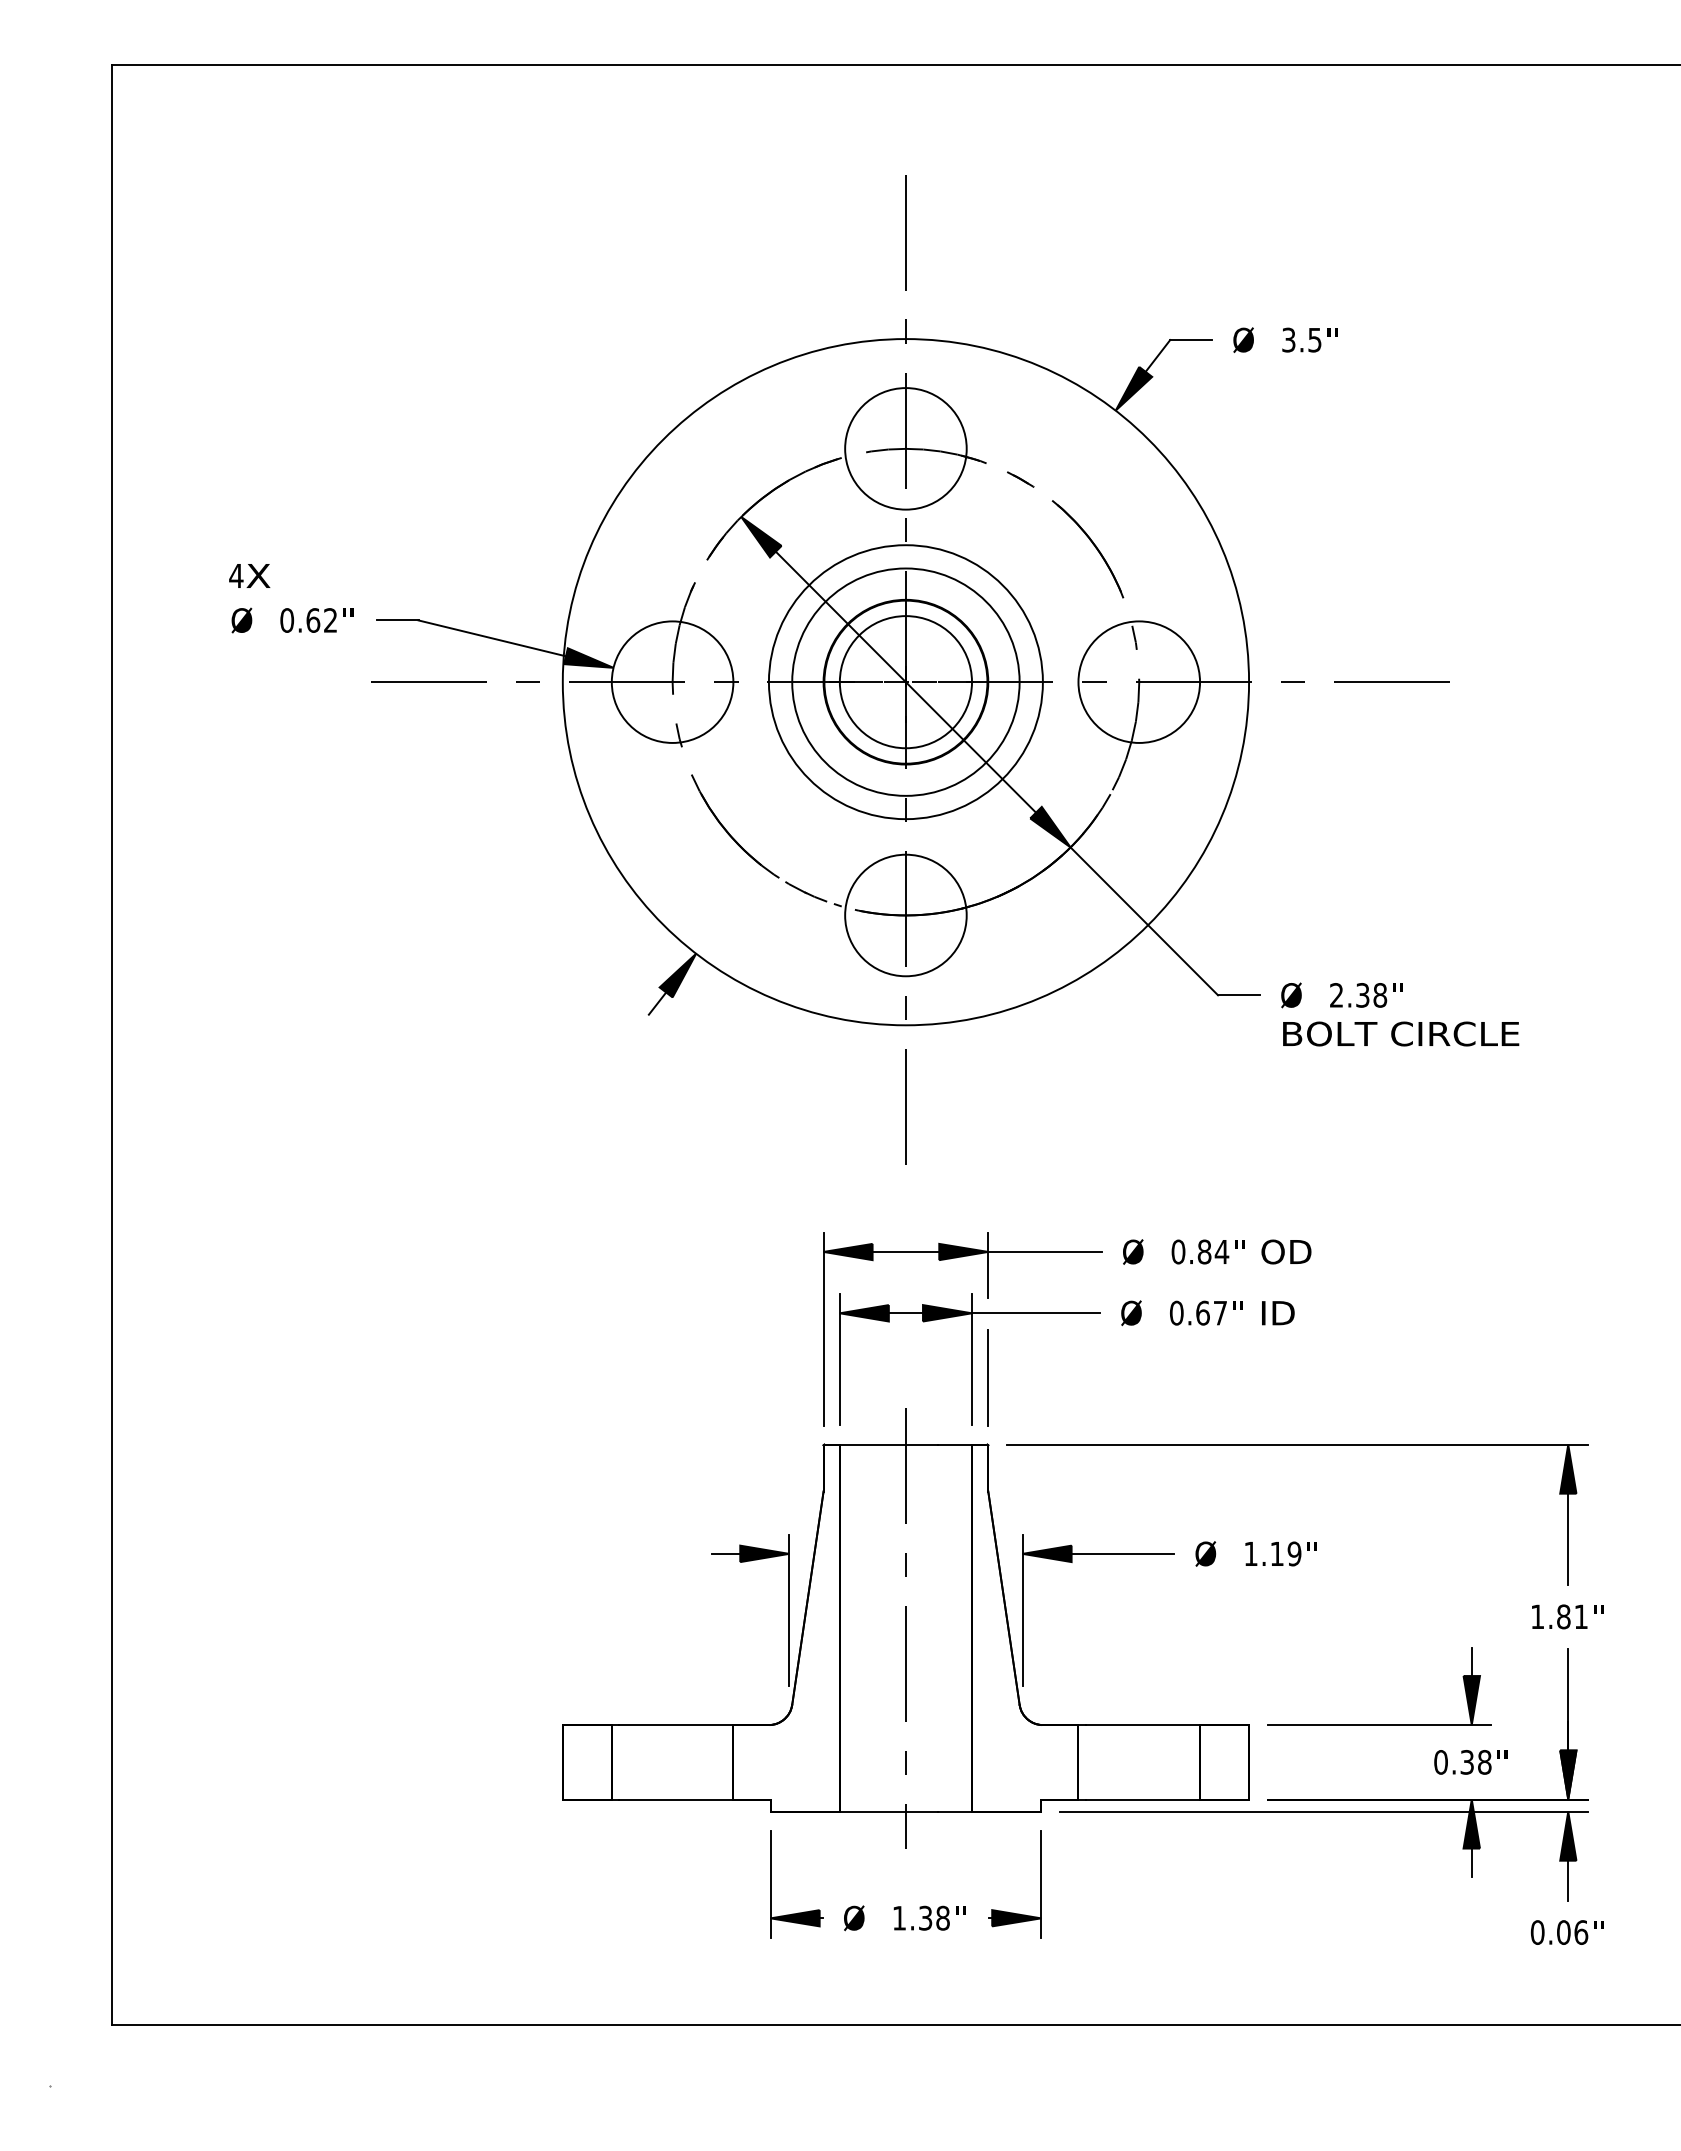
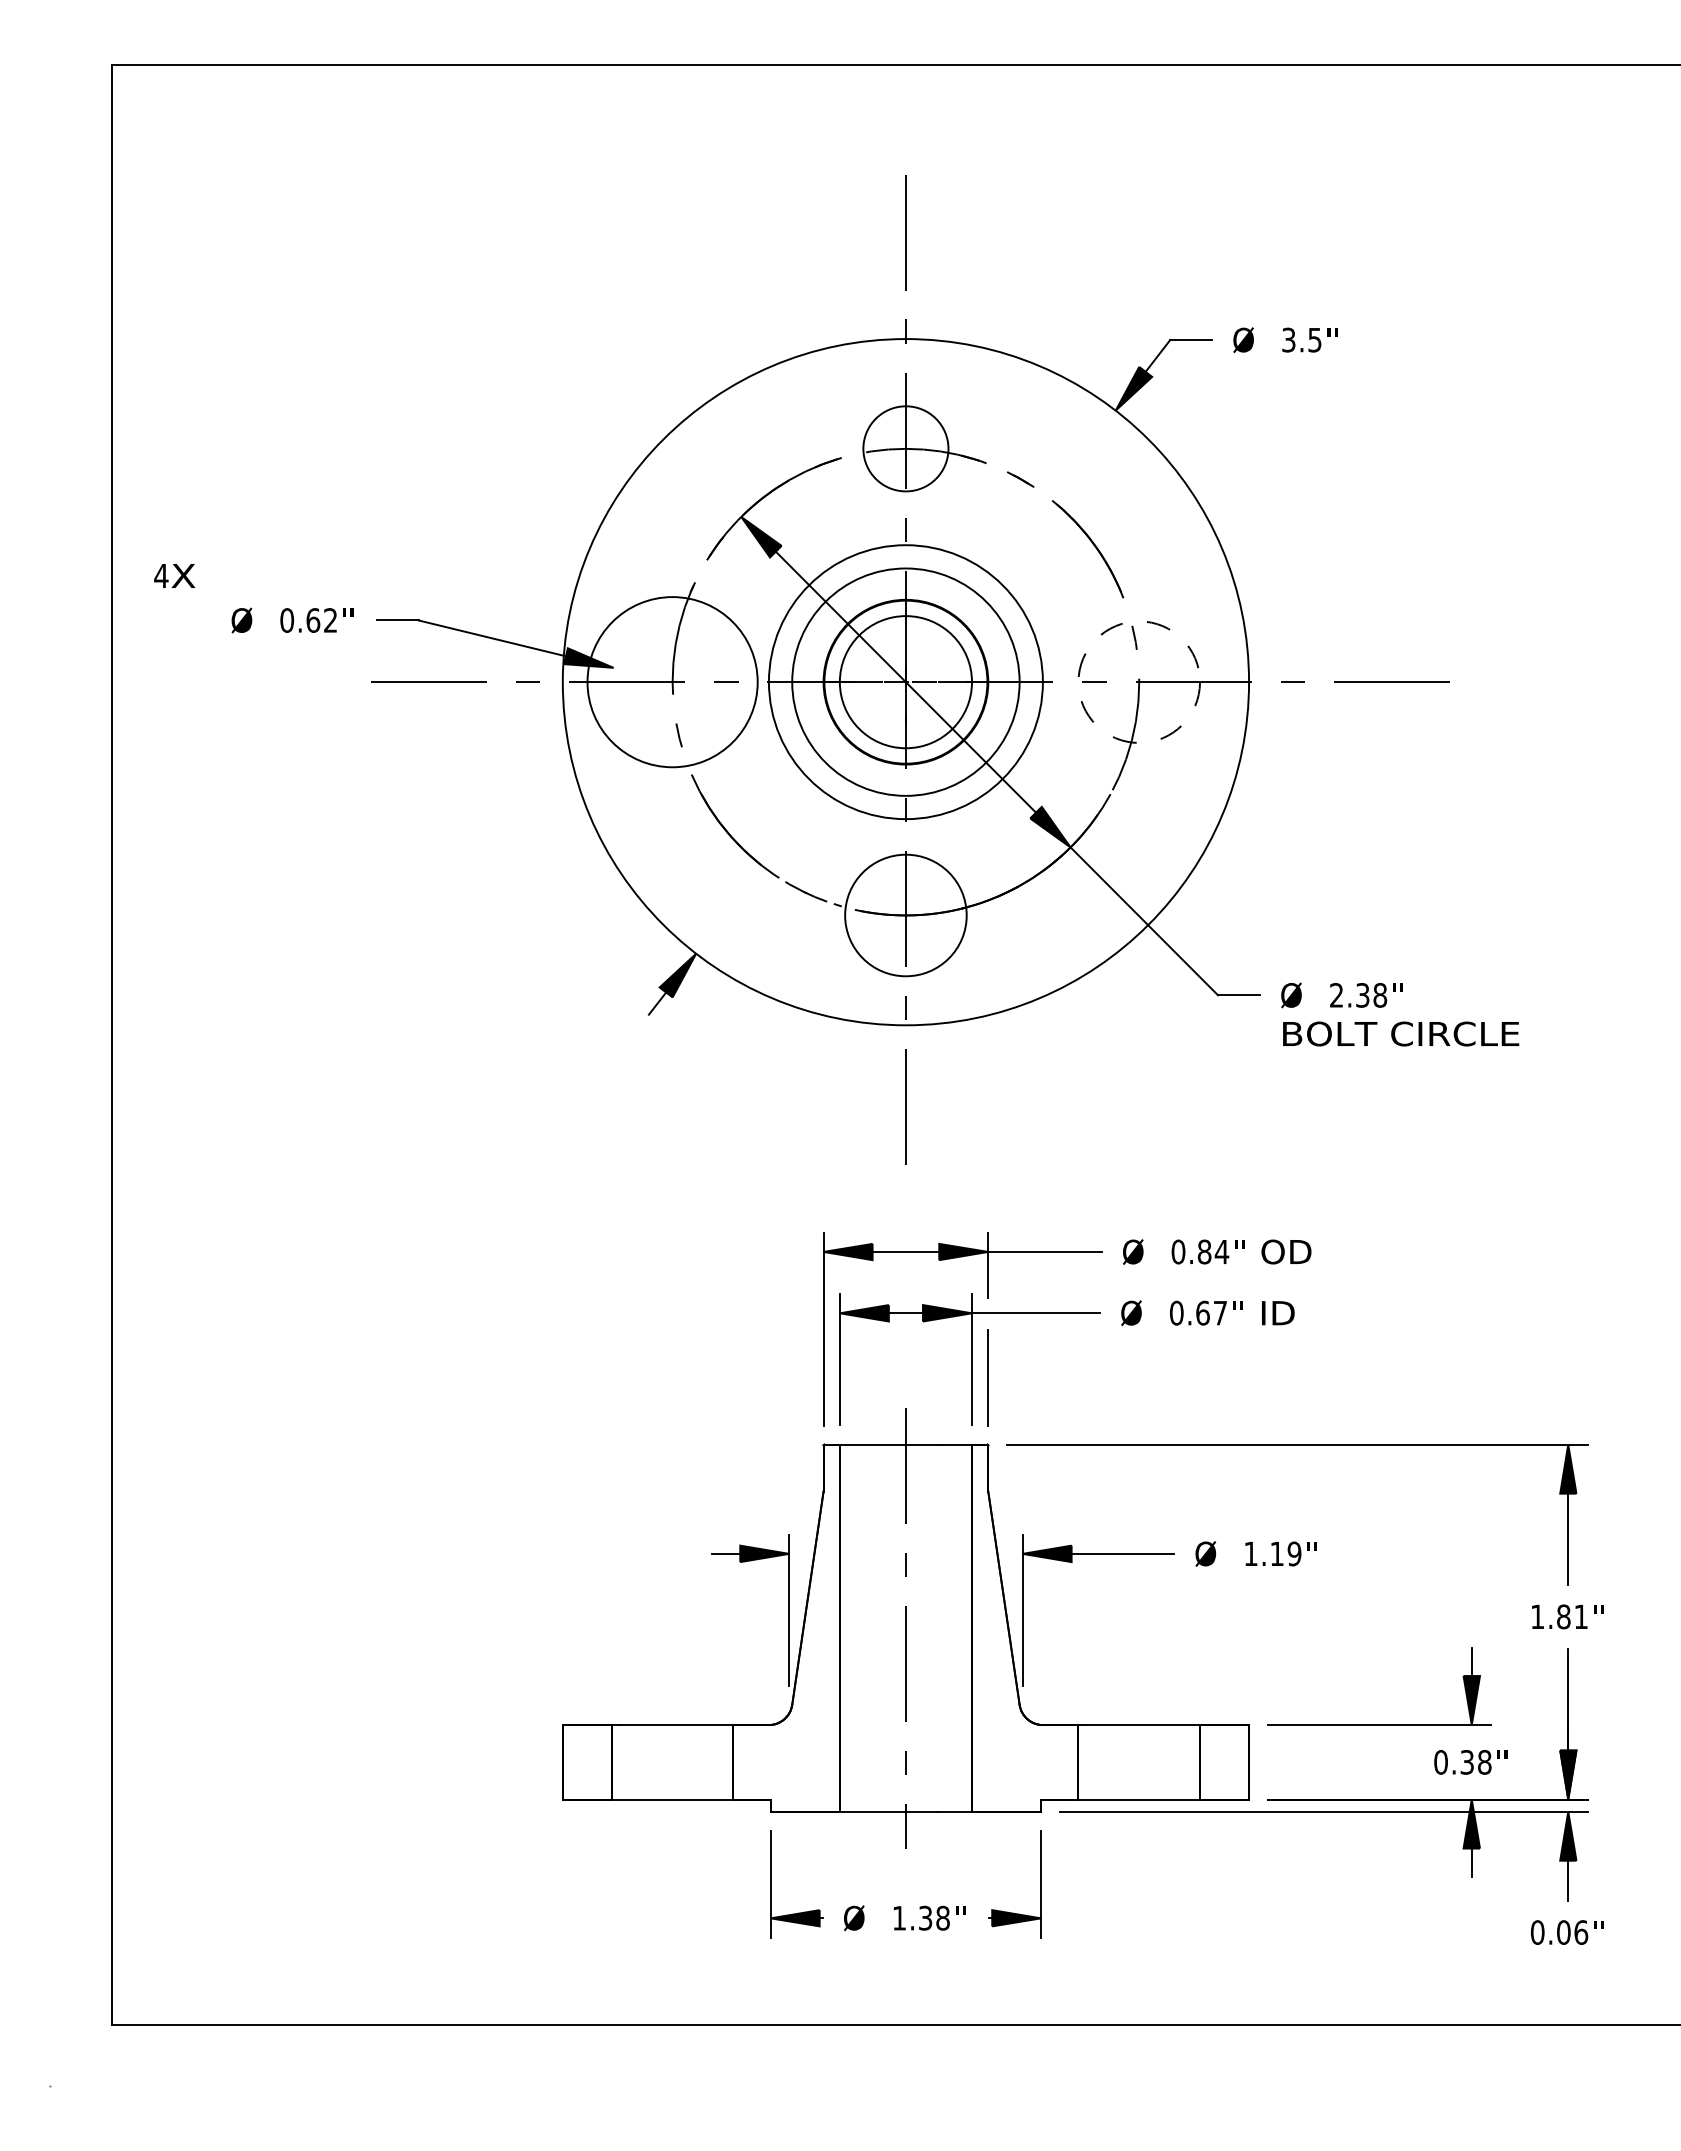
circle diameter: 122 px -> 85 px (905, 448)
text position: (249, 575) -> (174, 575) (174, 575)
circle diameter: 122 px -> 170 px (672, 682)
circle: solid -> dashed (1139, 681)
